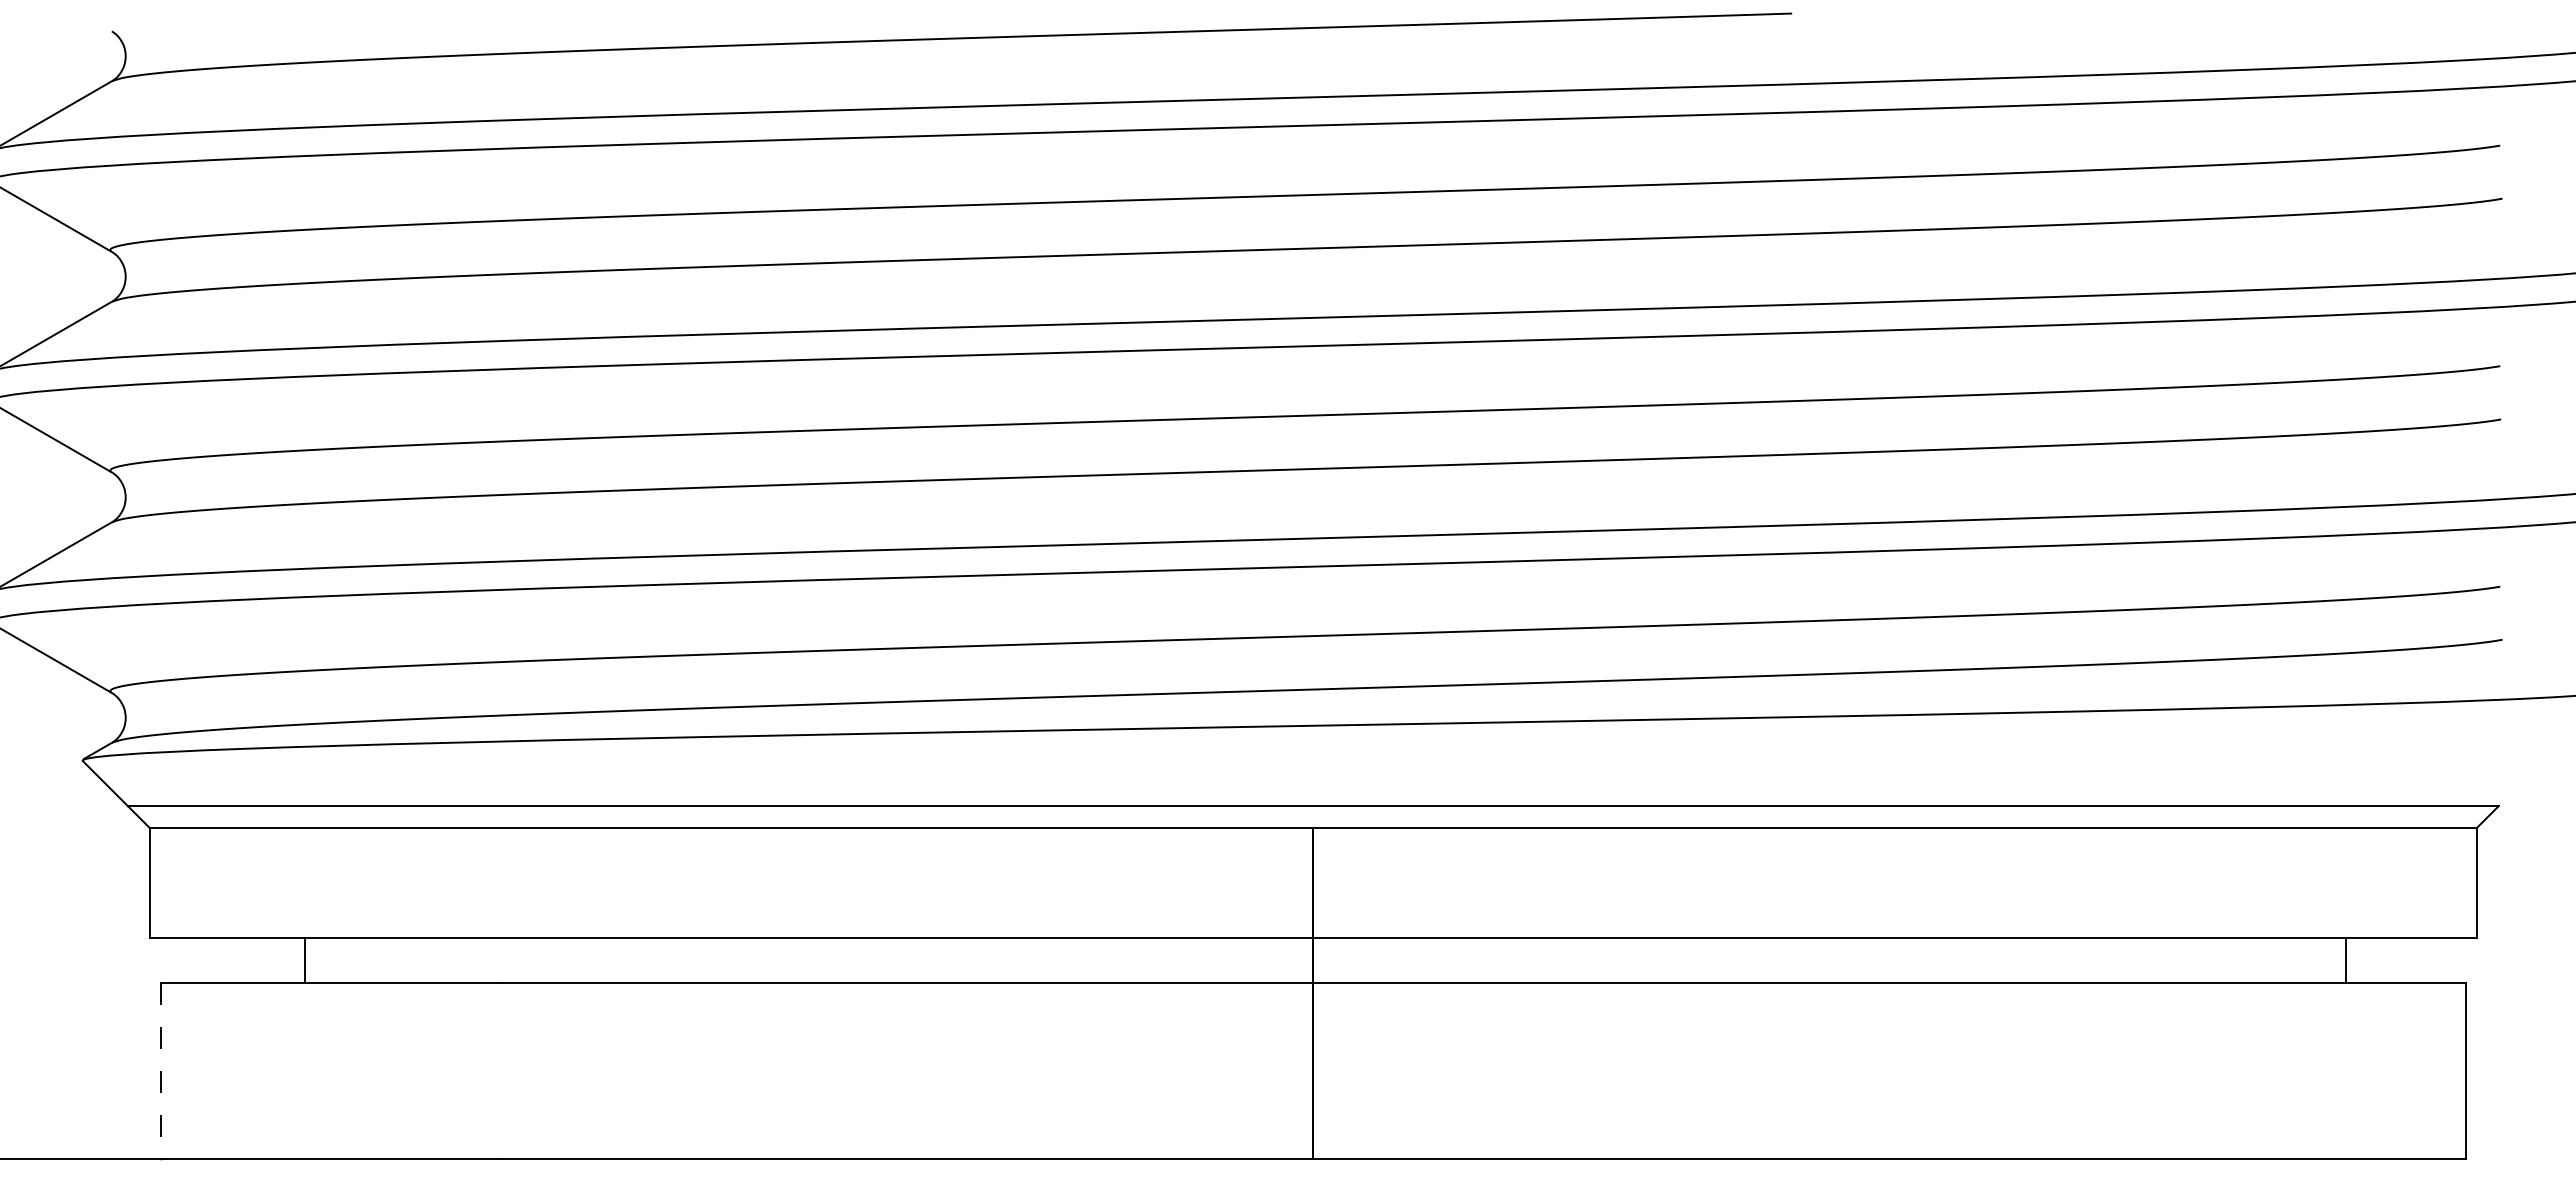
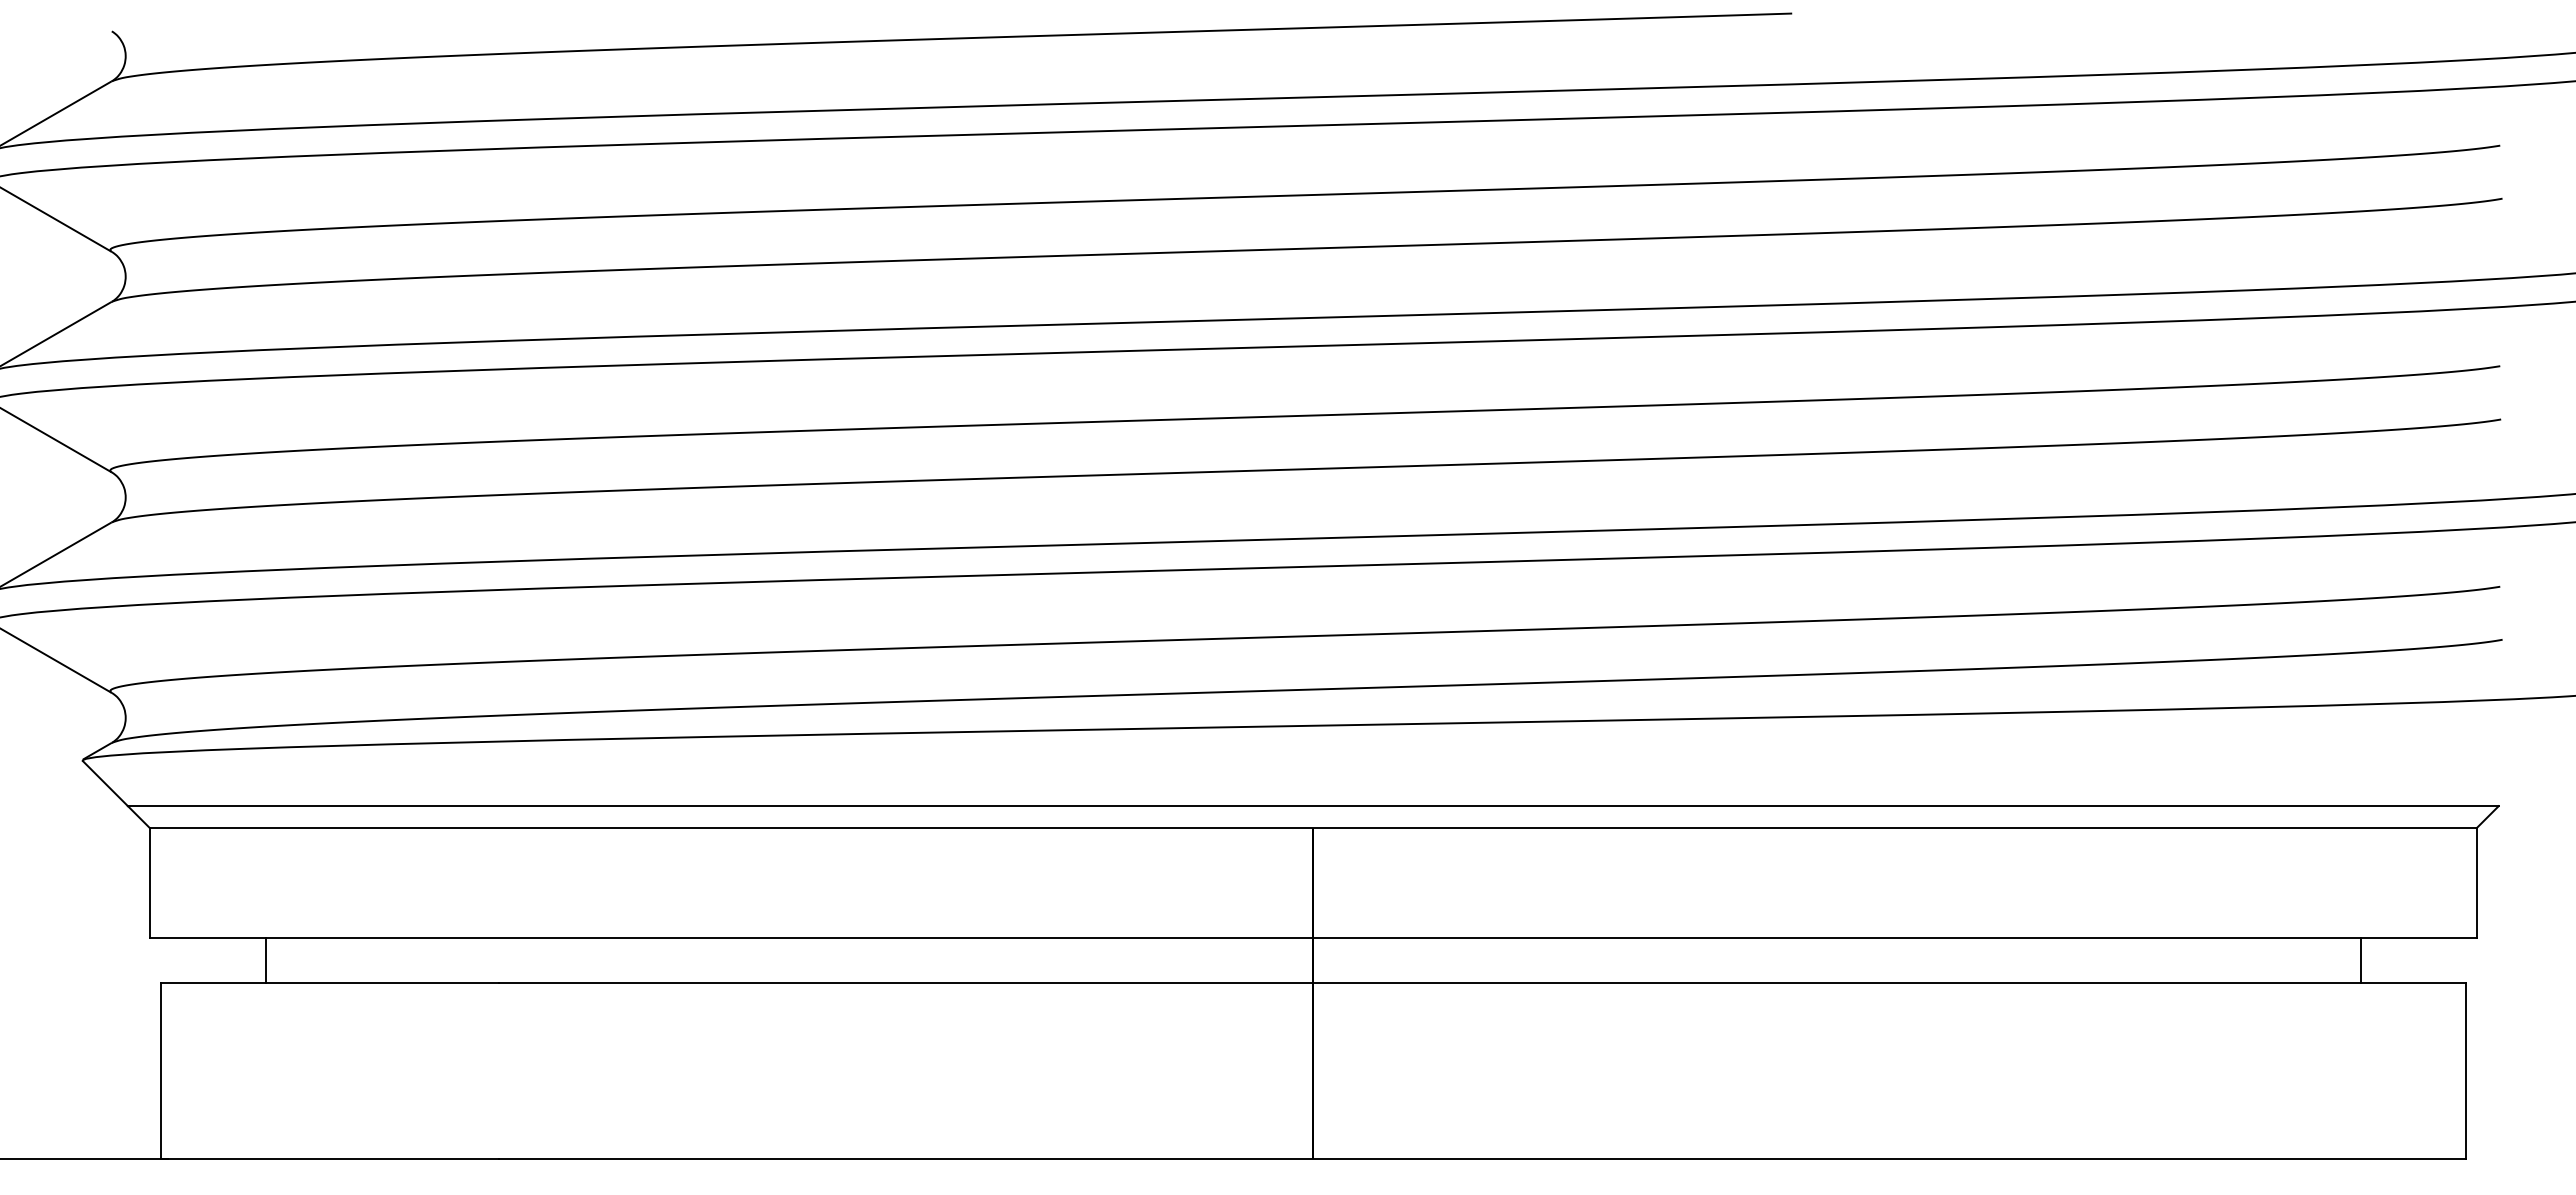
line position: (304, 960) -> (265, 960) (265, 960)
line position: (2345, 960) -> (2360, 960) (2360, 960)
line: dashed -> solid (161, 1071)
